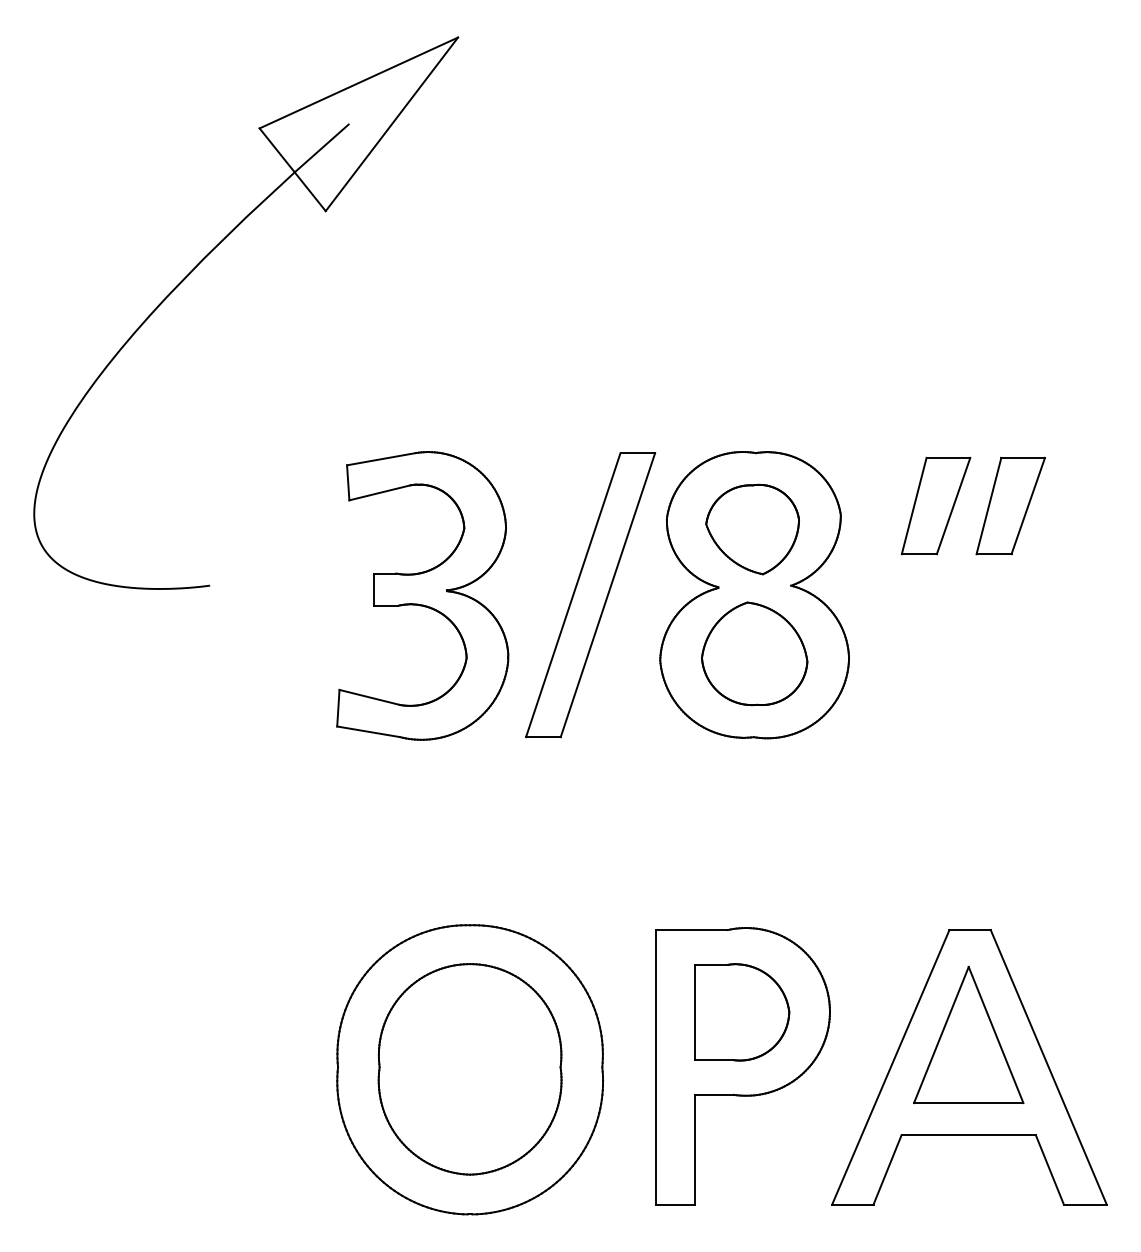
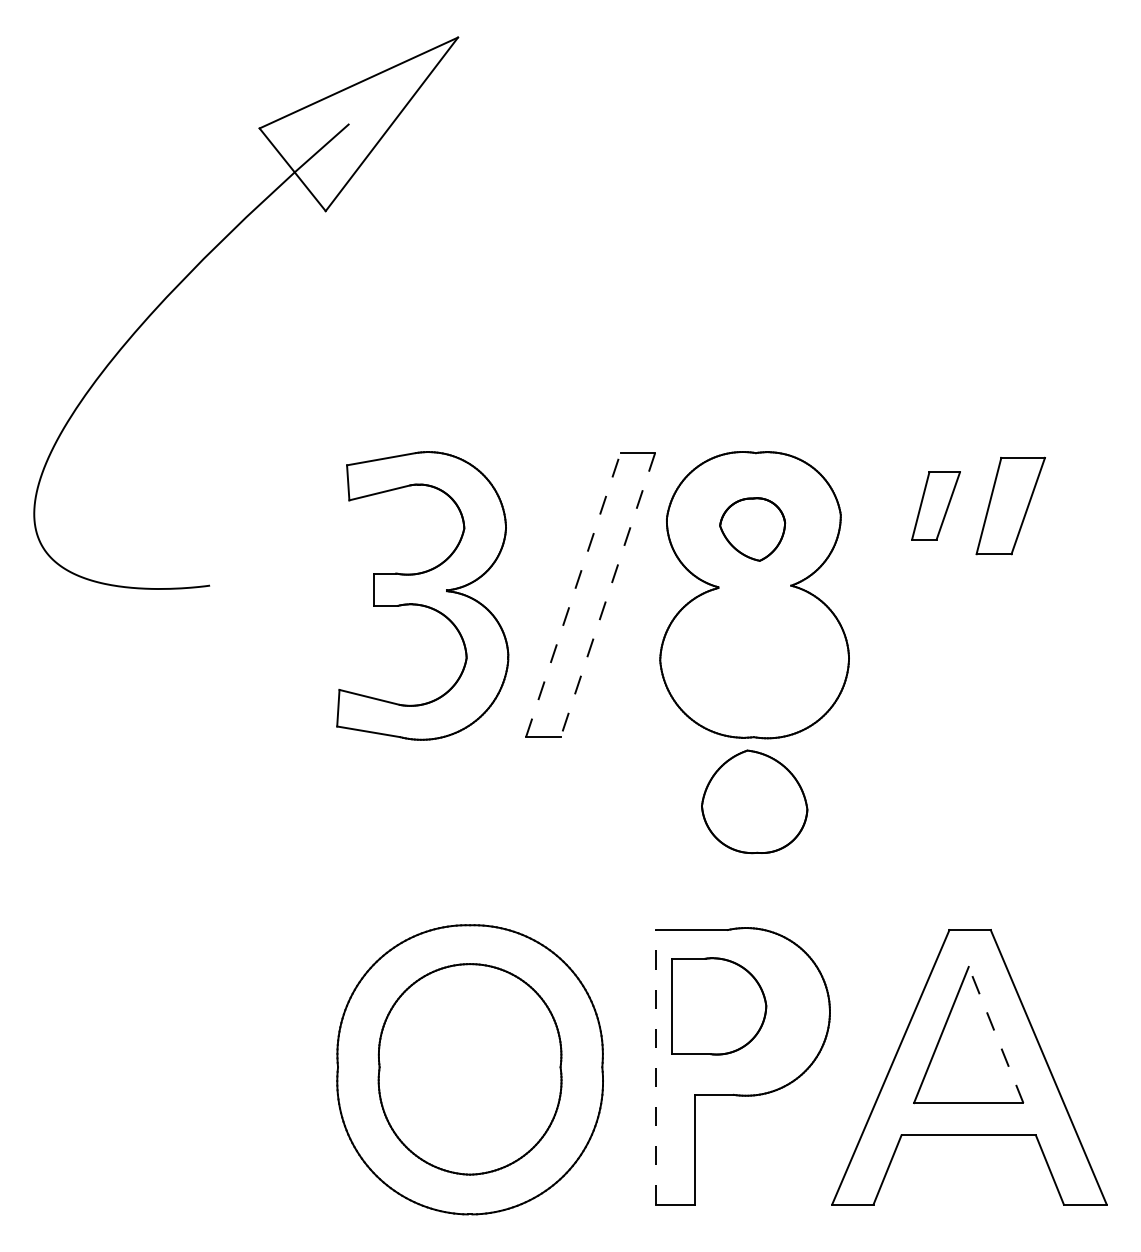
part size: 72x100 px -> 50x70 px (935, 505)
part size: 95x93 px -> 68x65 px (752, 529)
line: solid -> dashed (573, 595)
line: solid -> dashed (607, 595)
part position: (754, 653) -> (754, 801) (754, 801)
part position: (742, 1012) -> (719, 1006) (719, 1006)
line: solid -> dashed (995, 1034)
line: solid -> dashed (655, 1066)
